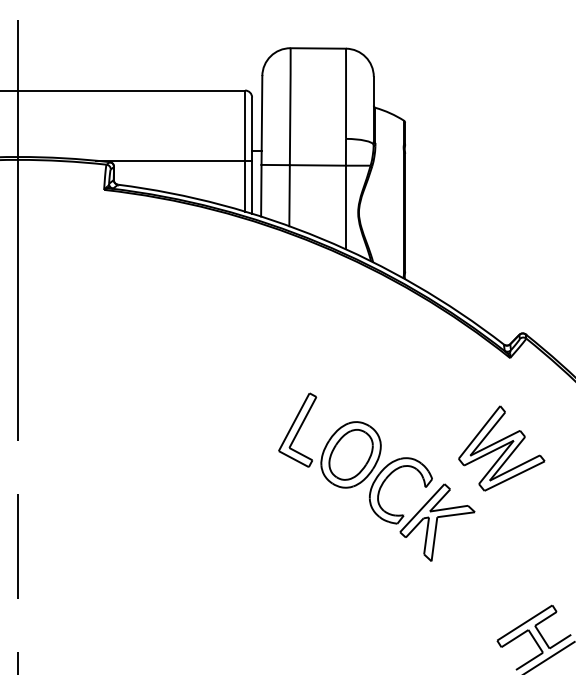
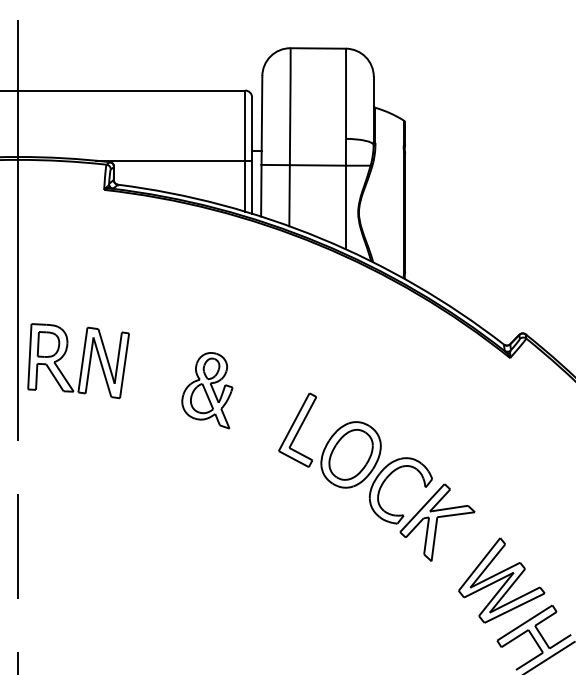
part: none -> present (78, 361)
part: none -> present (207, 390)
part position: (501, 448) -> (501, 580) (501, 580)
